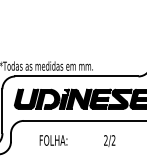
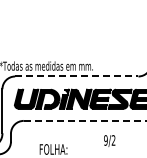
line: solid -> dashed (76, 76)
line: solid -> dashed (85, 120)
text position: (53, 140) -> (53, 149) (53, 149)
text: 2/2 -> 9/2 (105, 140)
